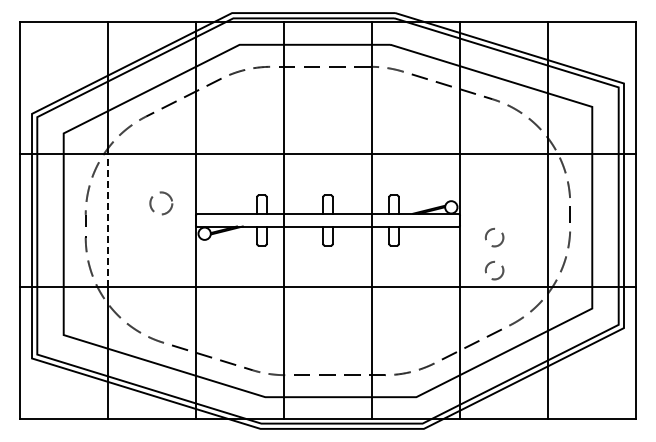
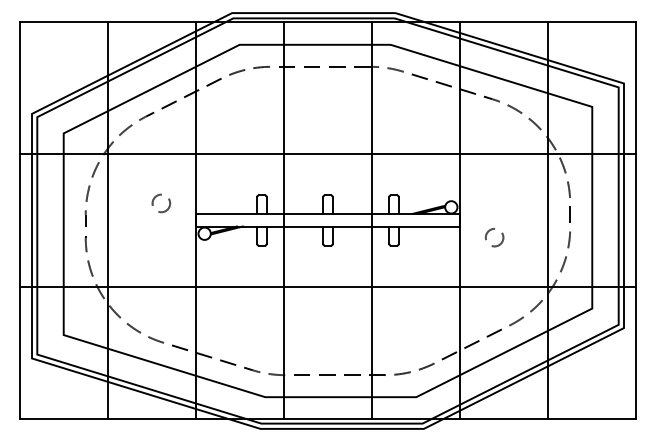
circle size: 25x25 px -> 21x21 px (161, 203)
line: dashed -> solid (107, 220)
circle: present -> none (494, 270)
